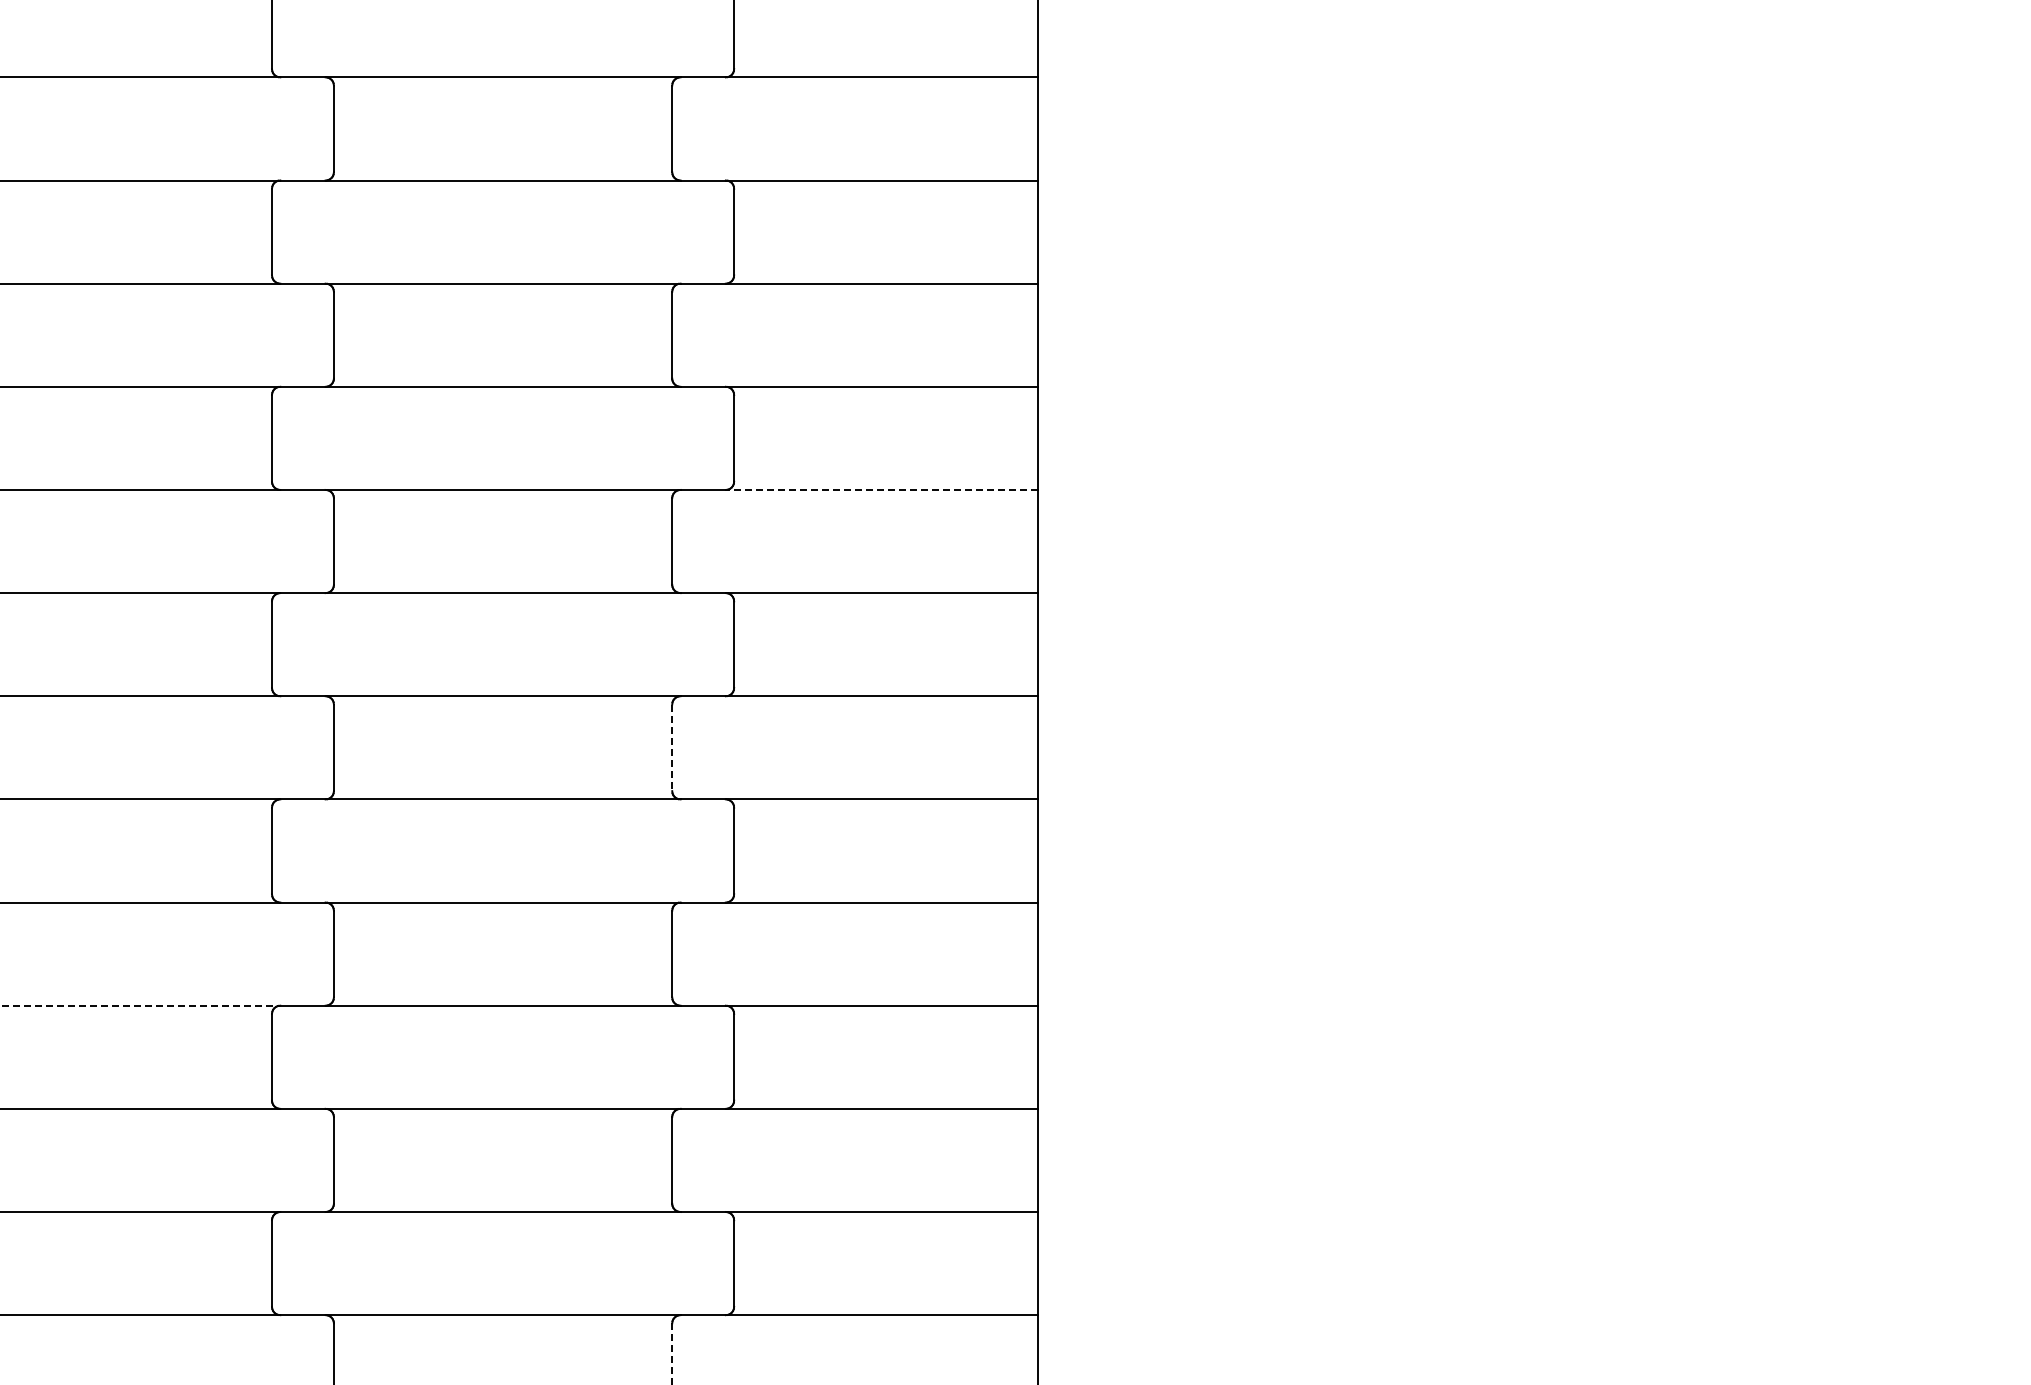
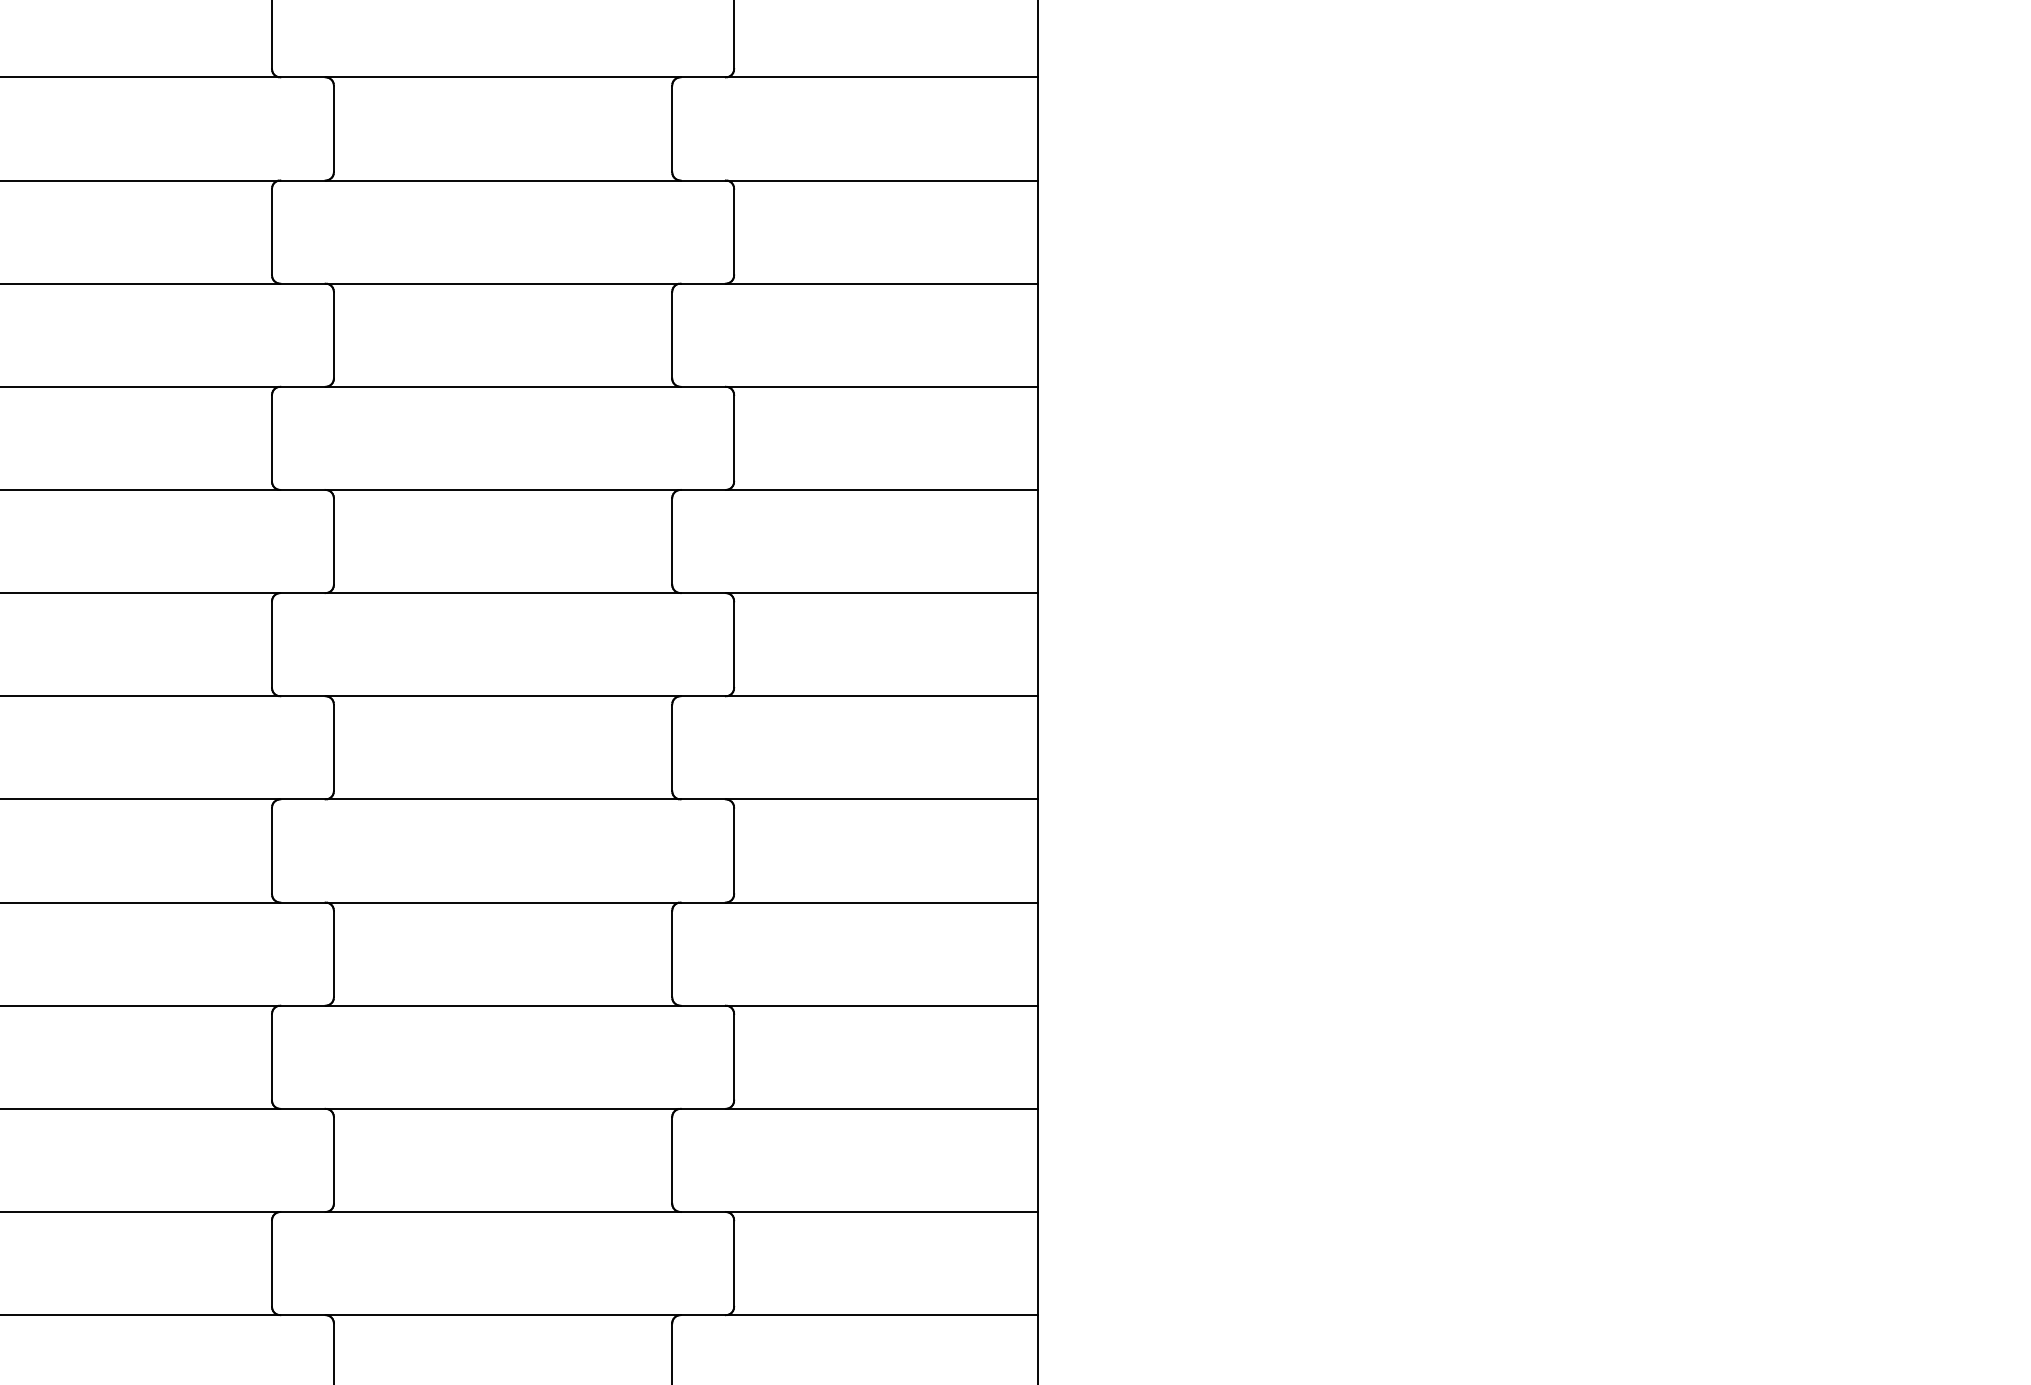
line: dashed -> solid (881, 489)
line: dashed -> solid (672, 748)
line: dashed -> solid (140, 1005)
line: dashed -> solid (672, 1354)
